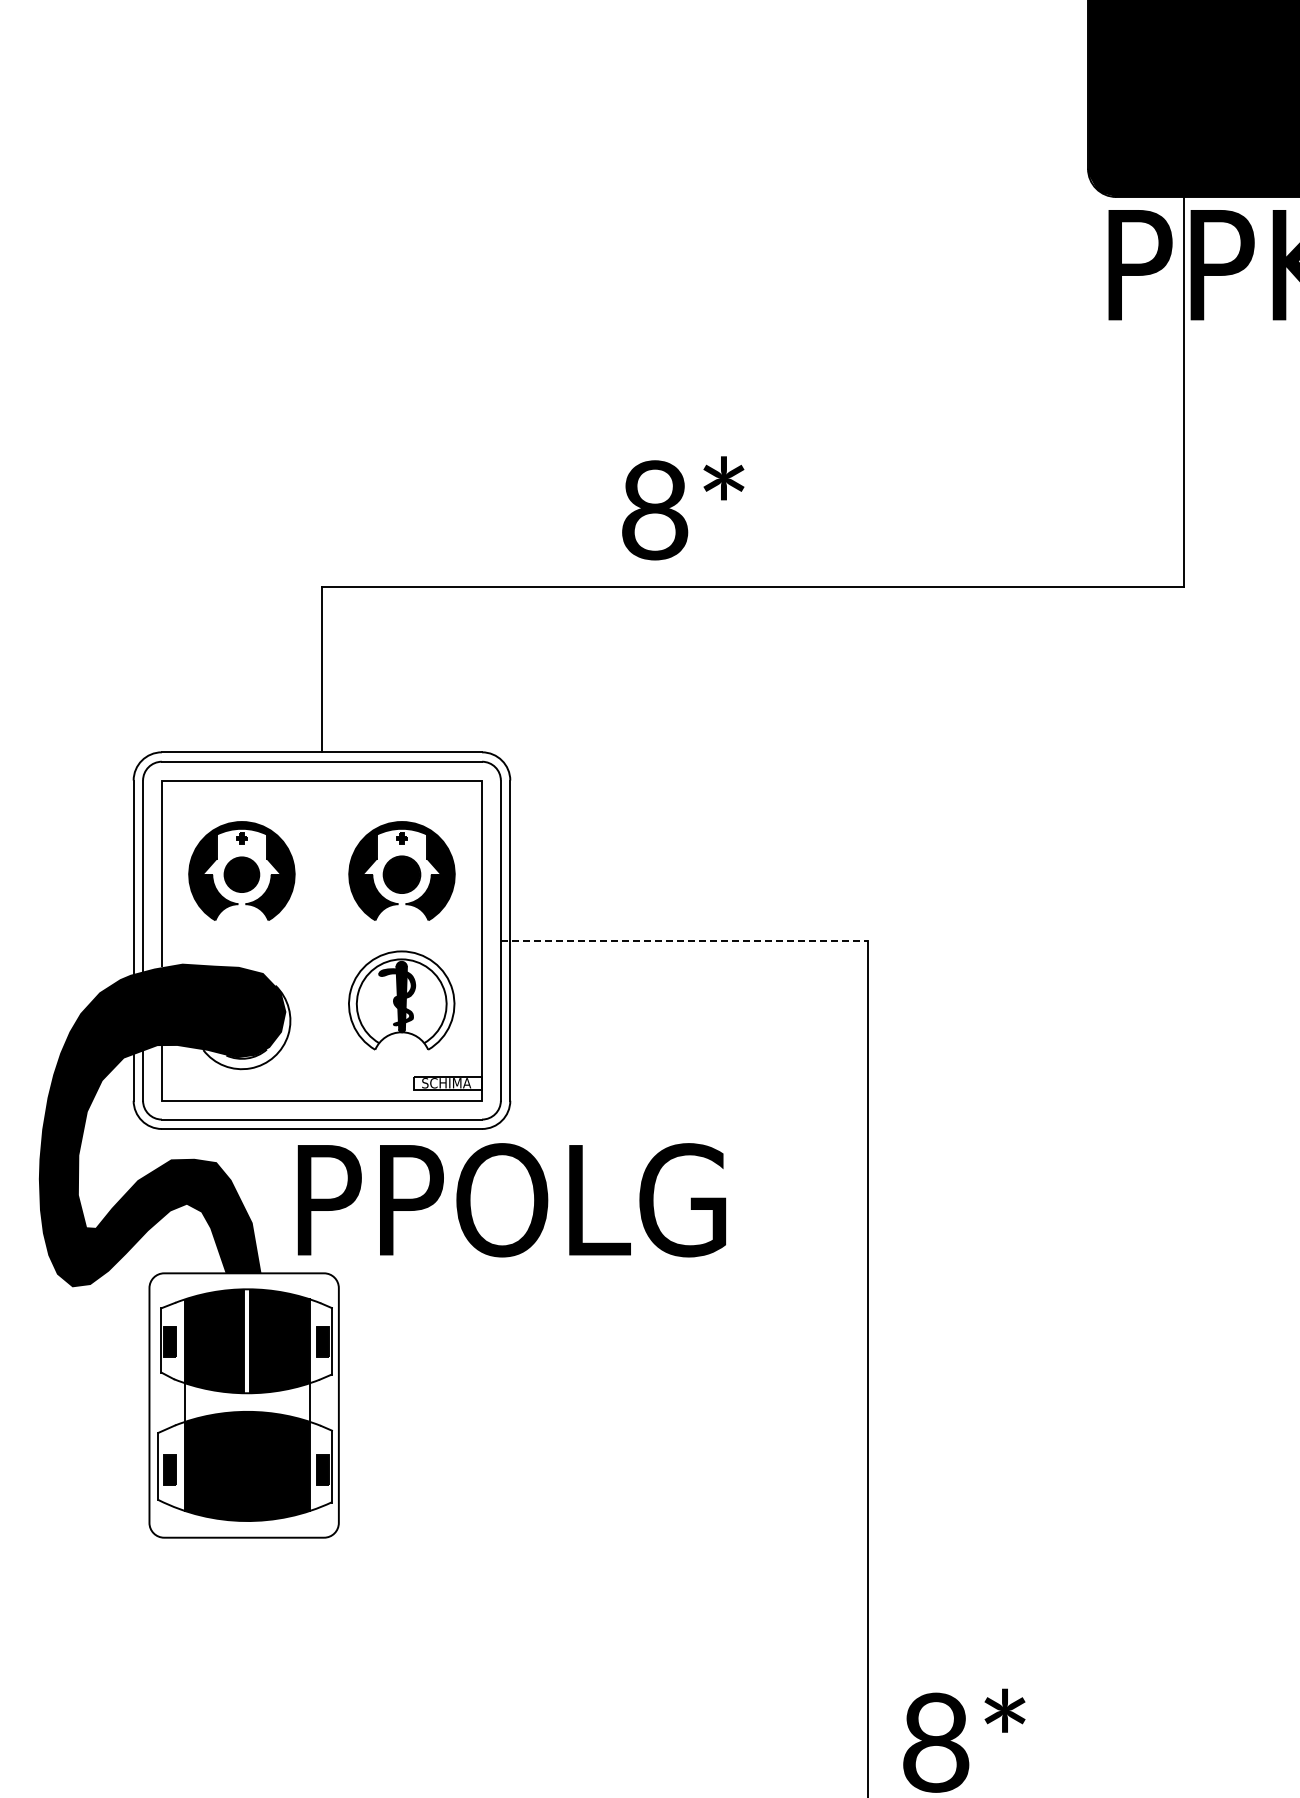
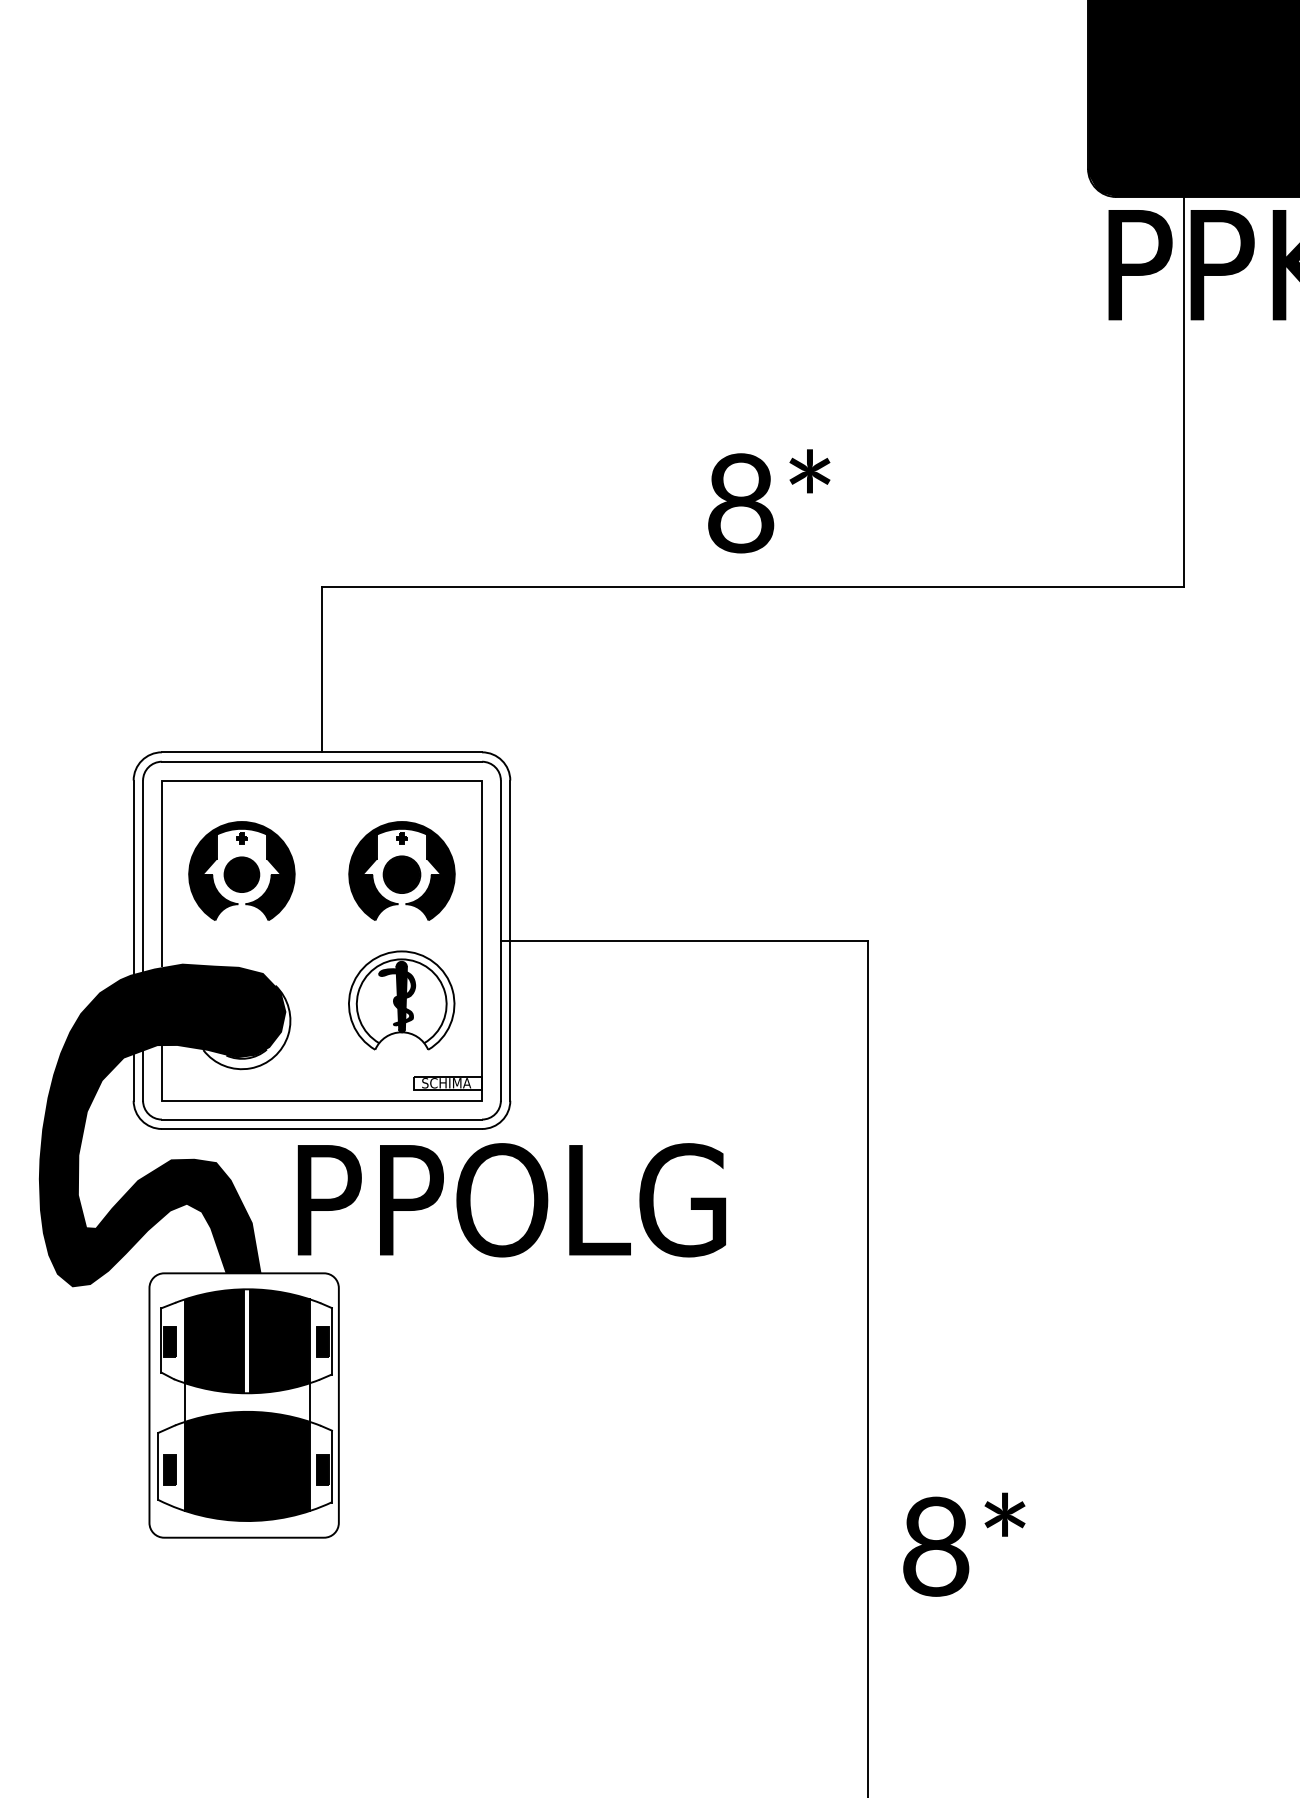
text position: (683, 508) -> (769, 501) (769, 501)
line: dashed -> solid (684, 940)
text position: (964, 1740) -> (964, 1544) (964, 1544)
